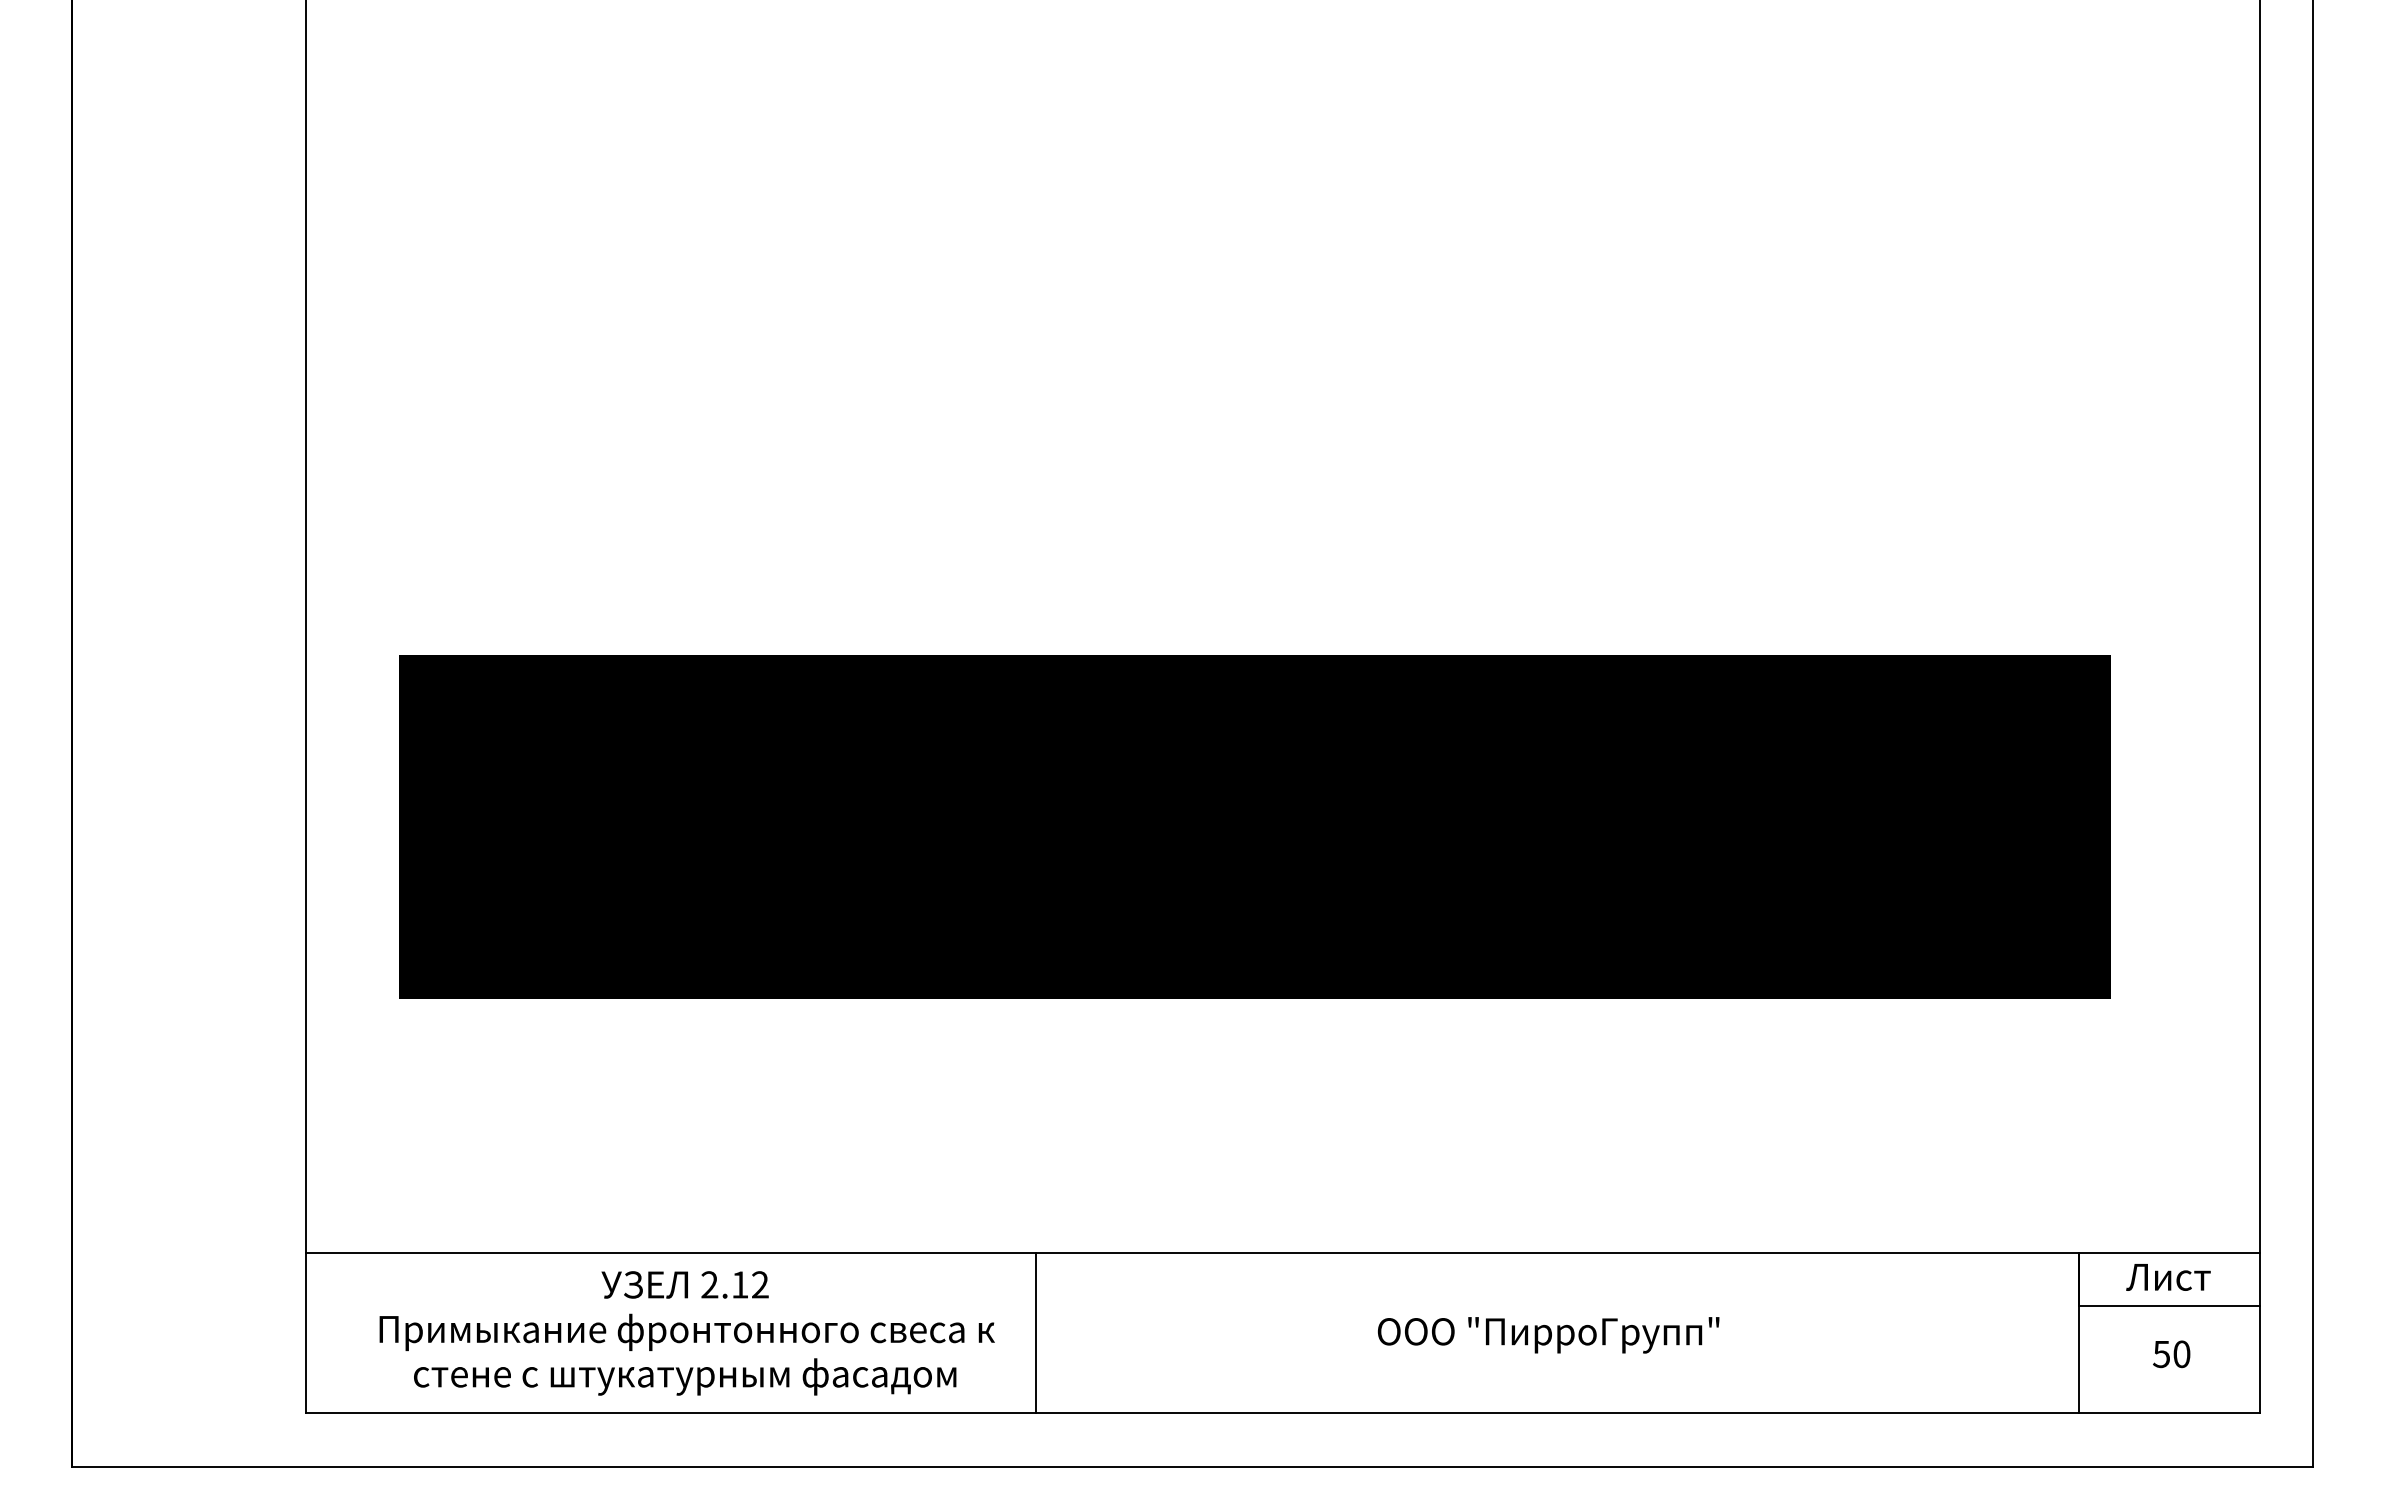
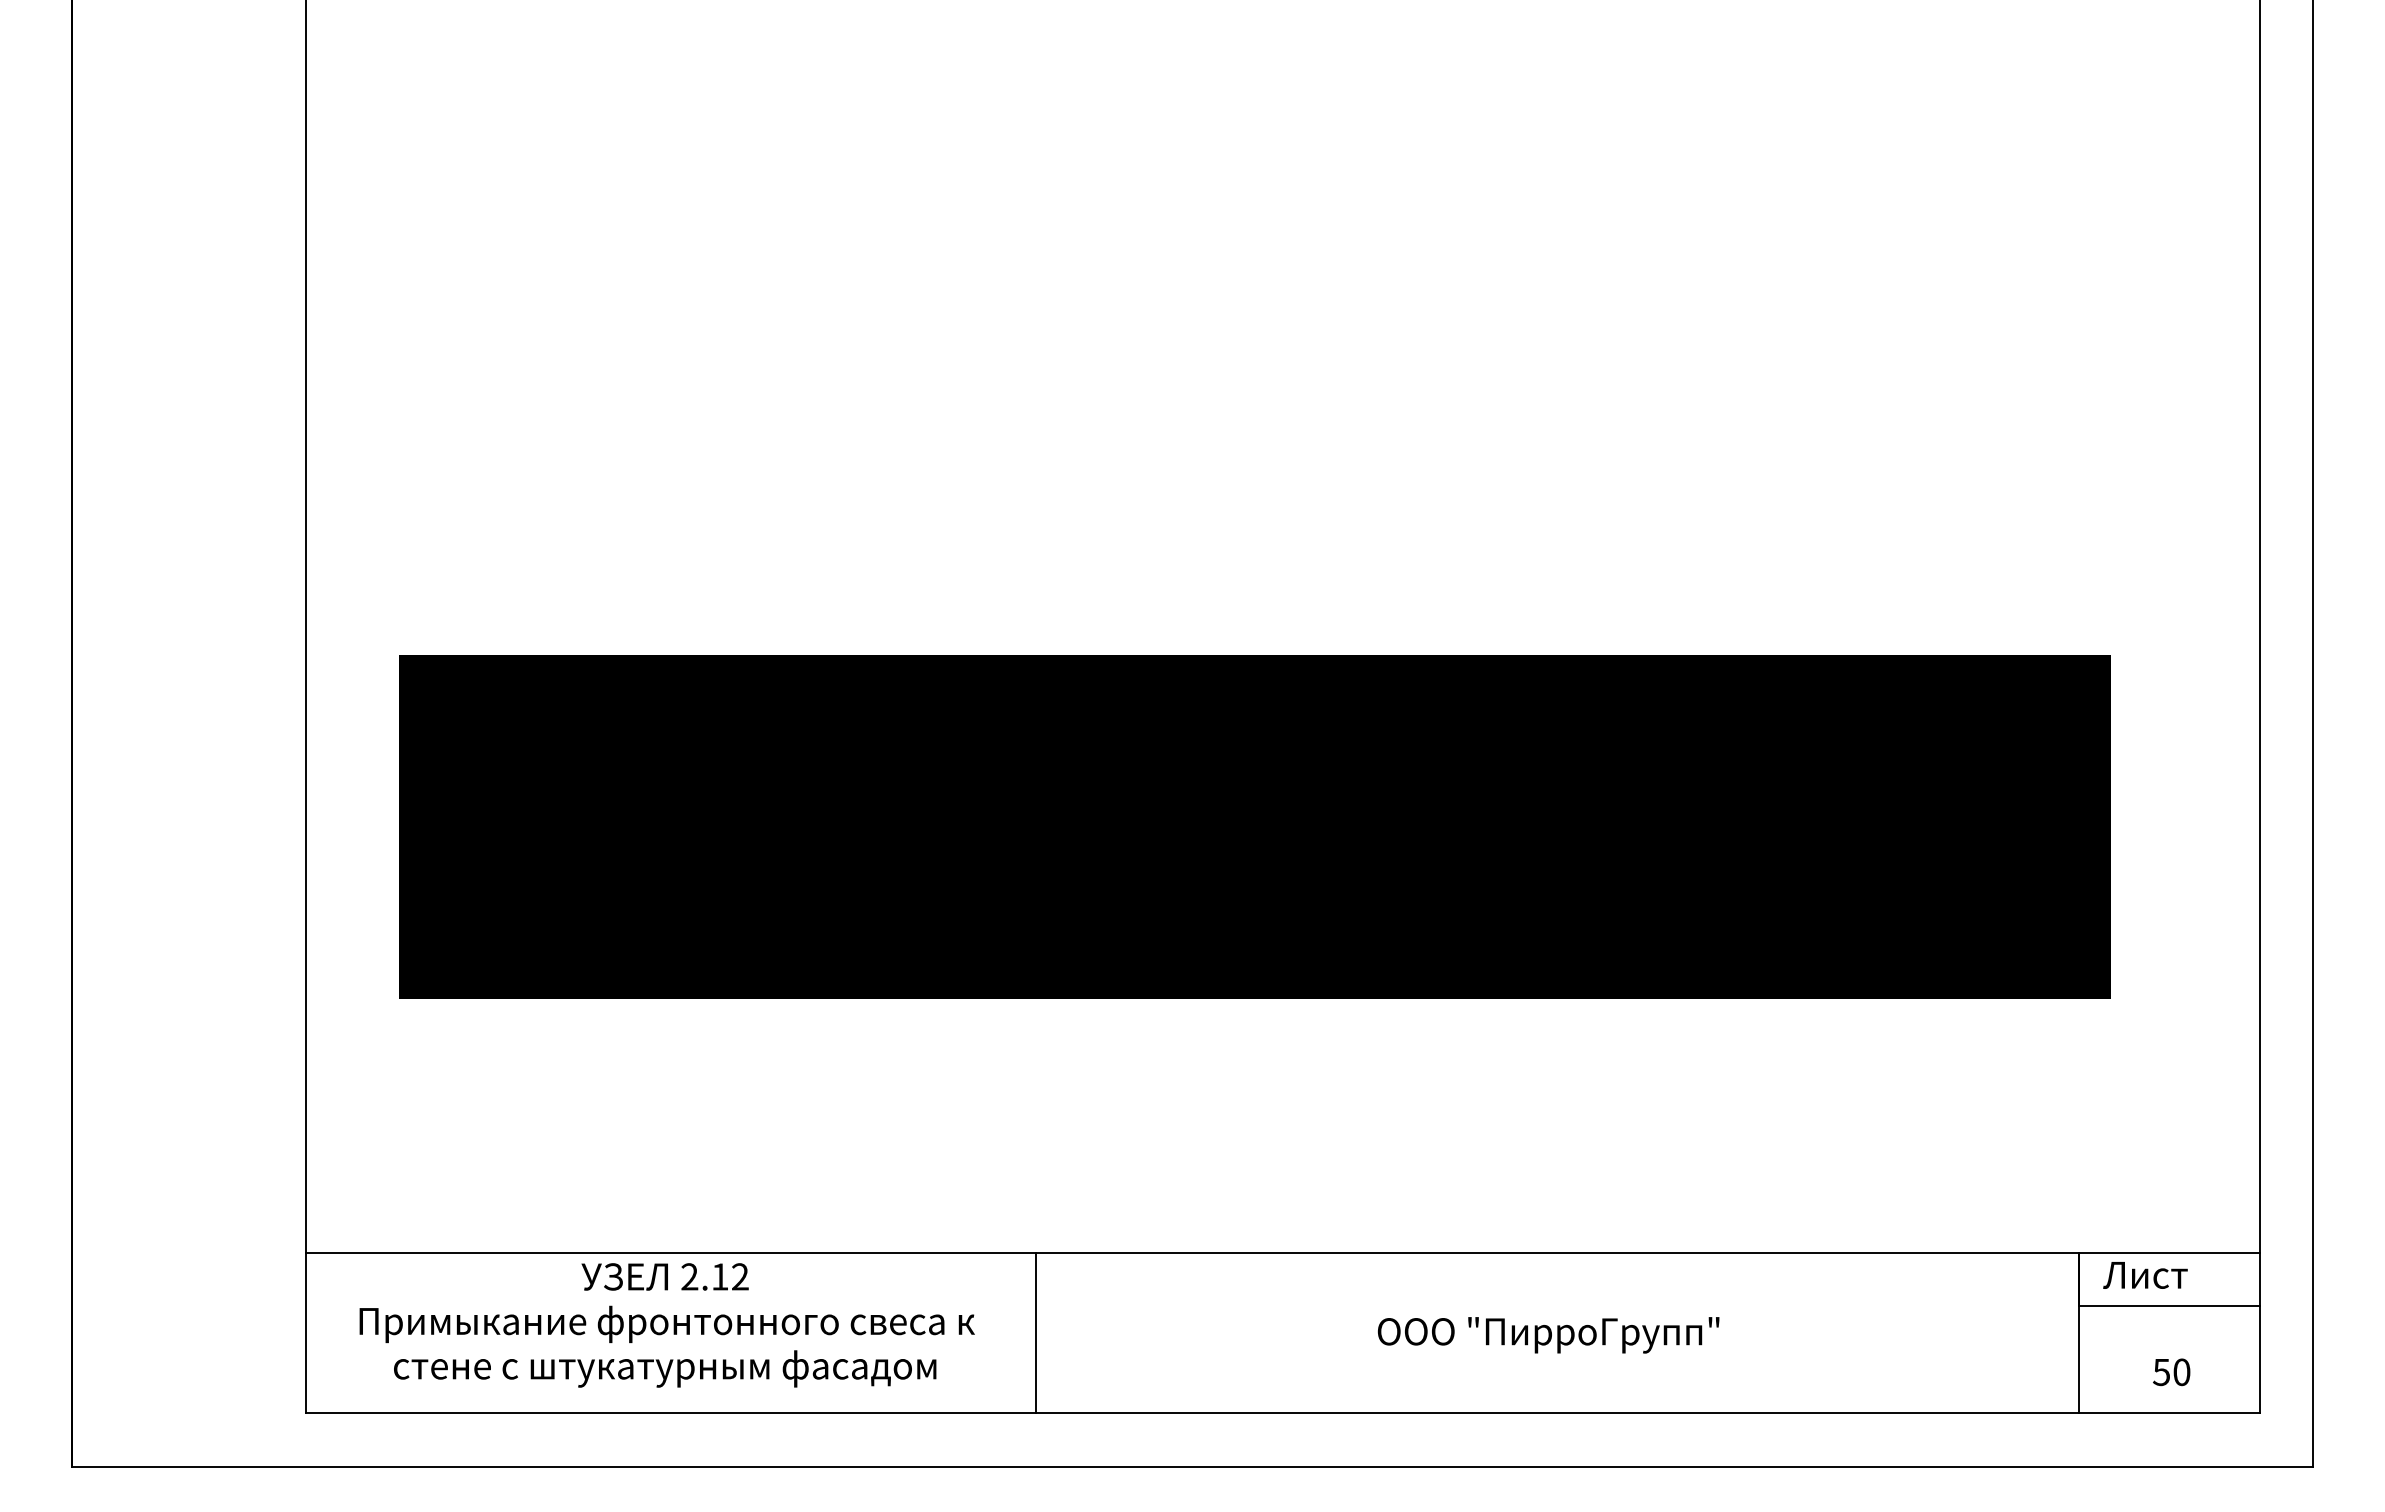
text position: (2168, 1277) -> (2145, 1275) (2145, 1275)
text position: (686, 1333) -> (666, 1325) (666, 1325)
text position: (2171, 1354) -> (2171, 1372) (2171, 1372)
